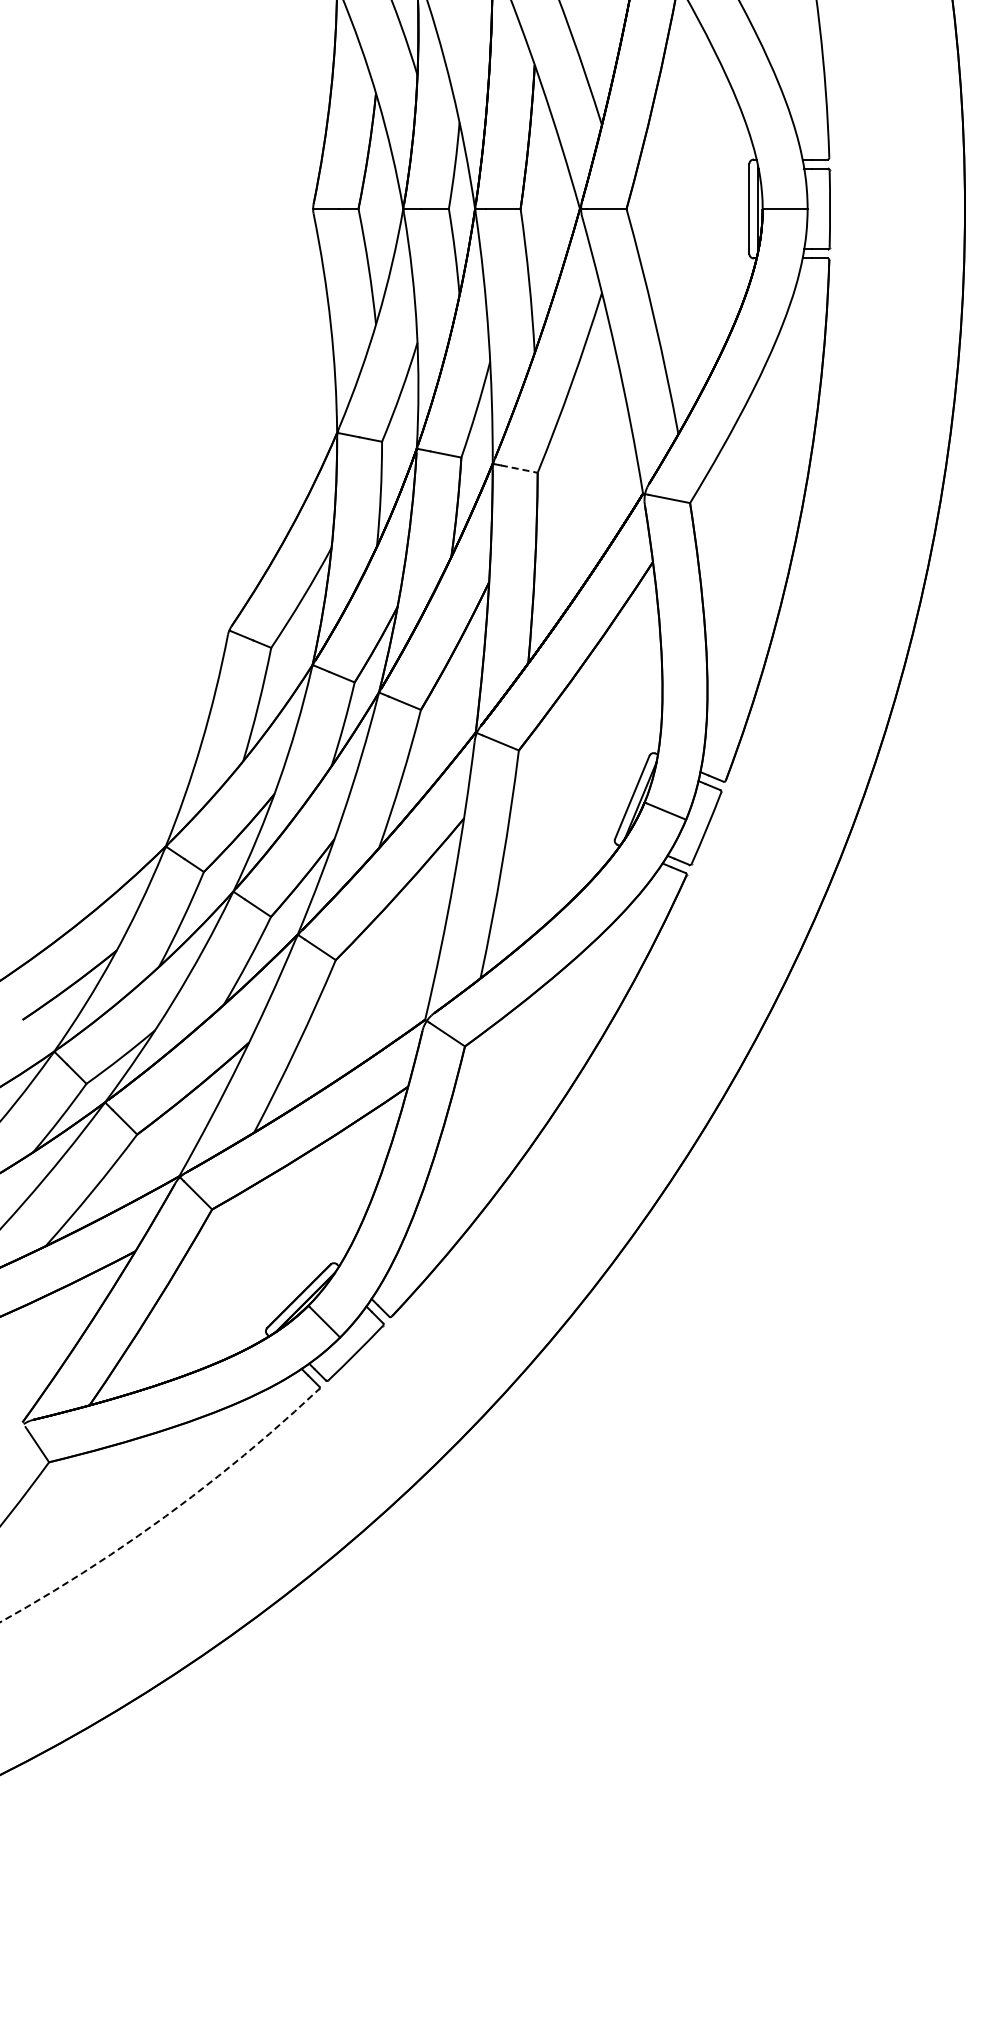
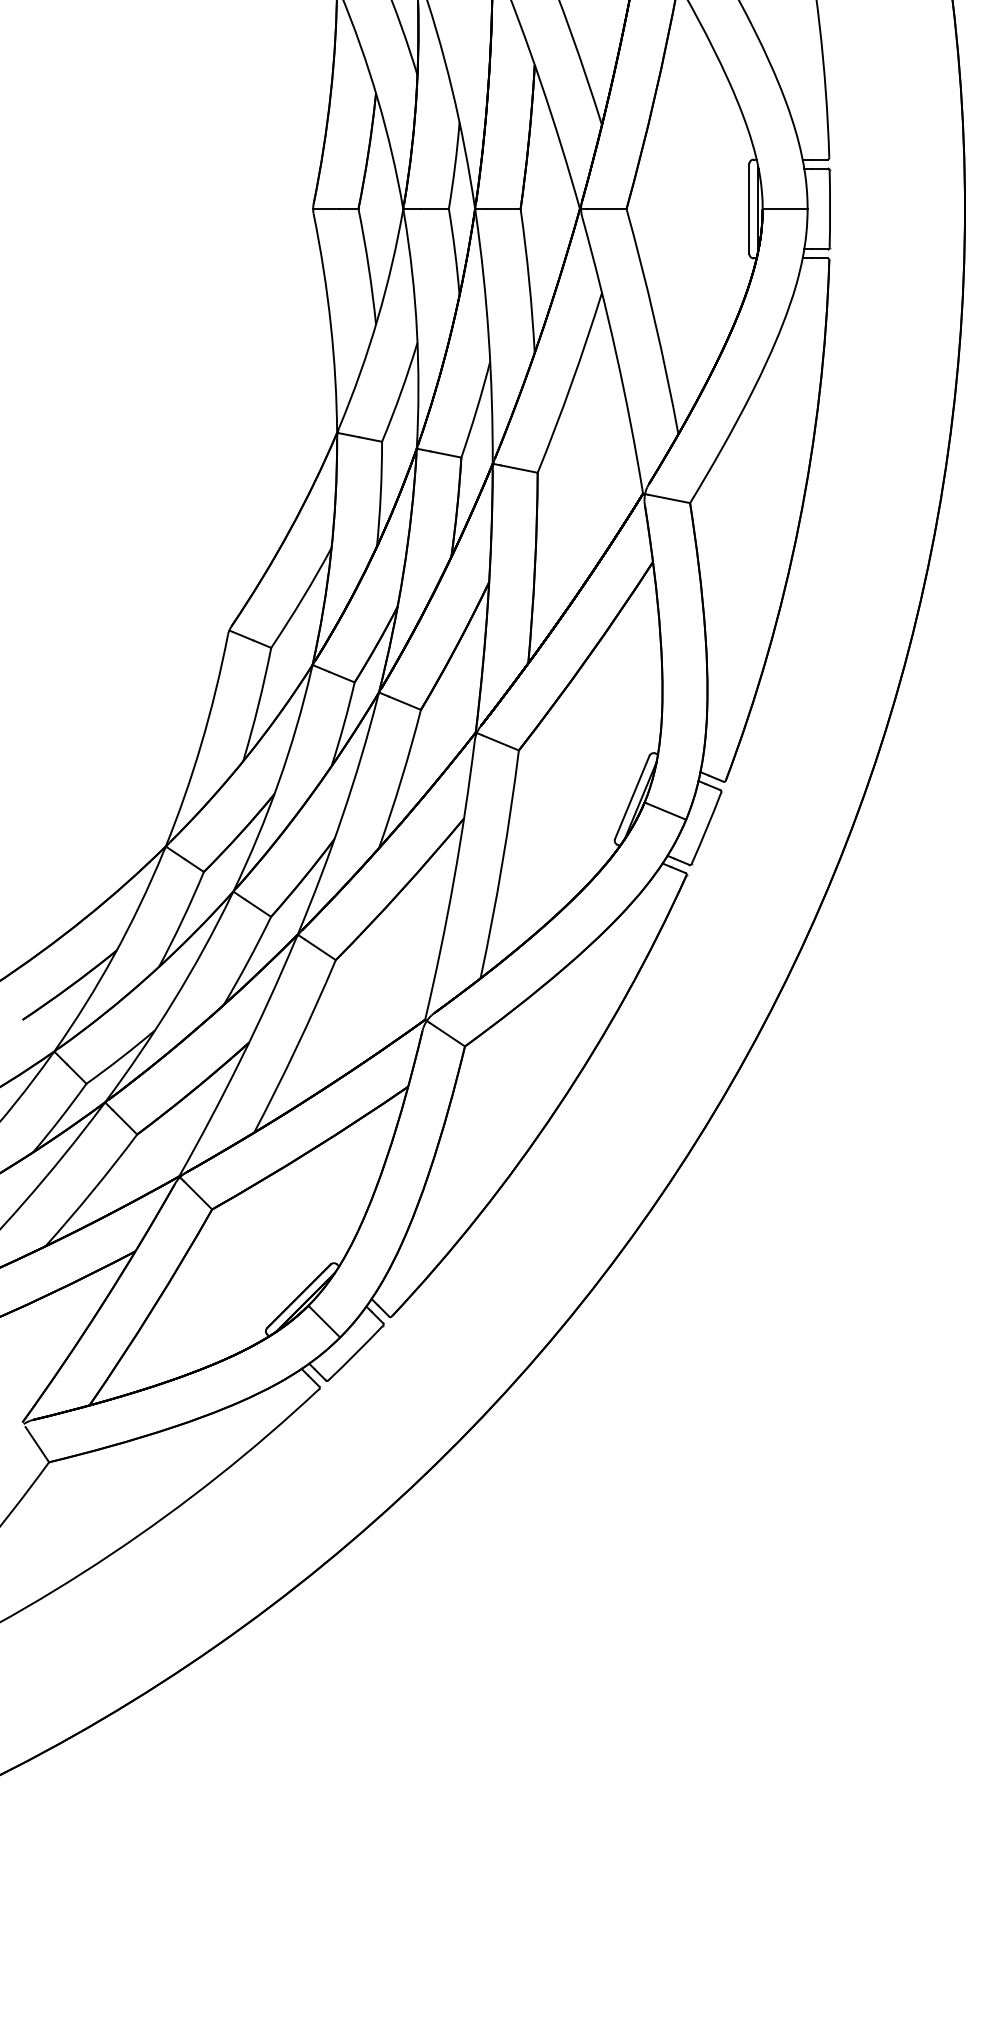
line: dashed -> solid (519, 469)
arc: dashed -> solid (166, 1515)
